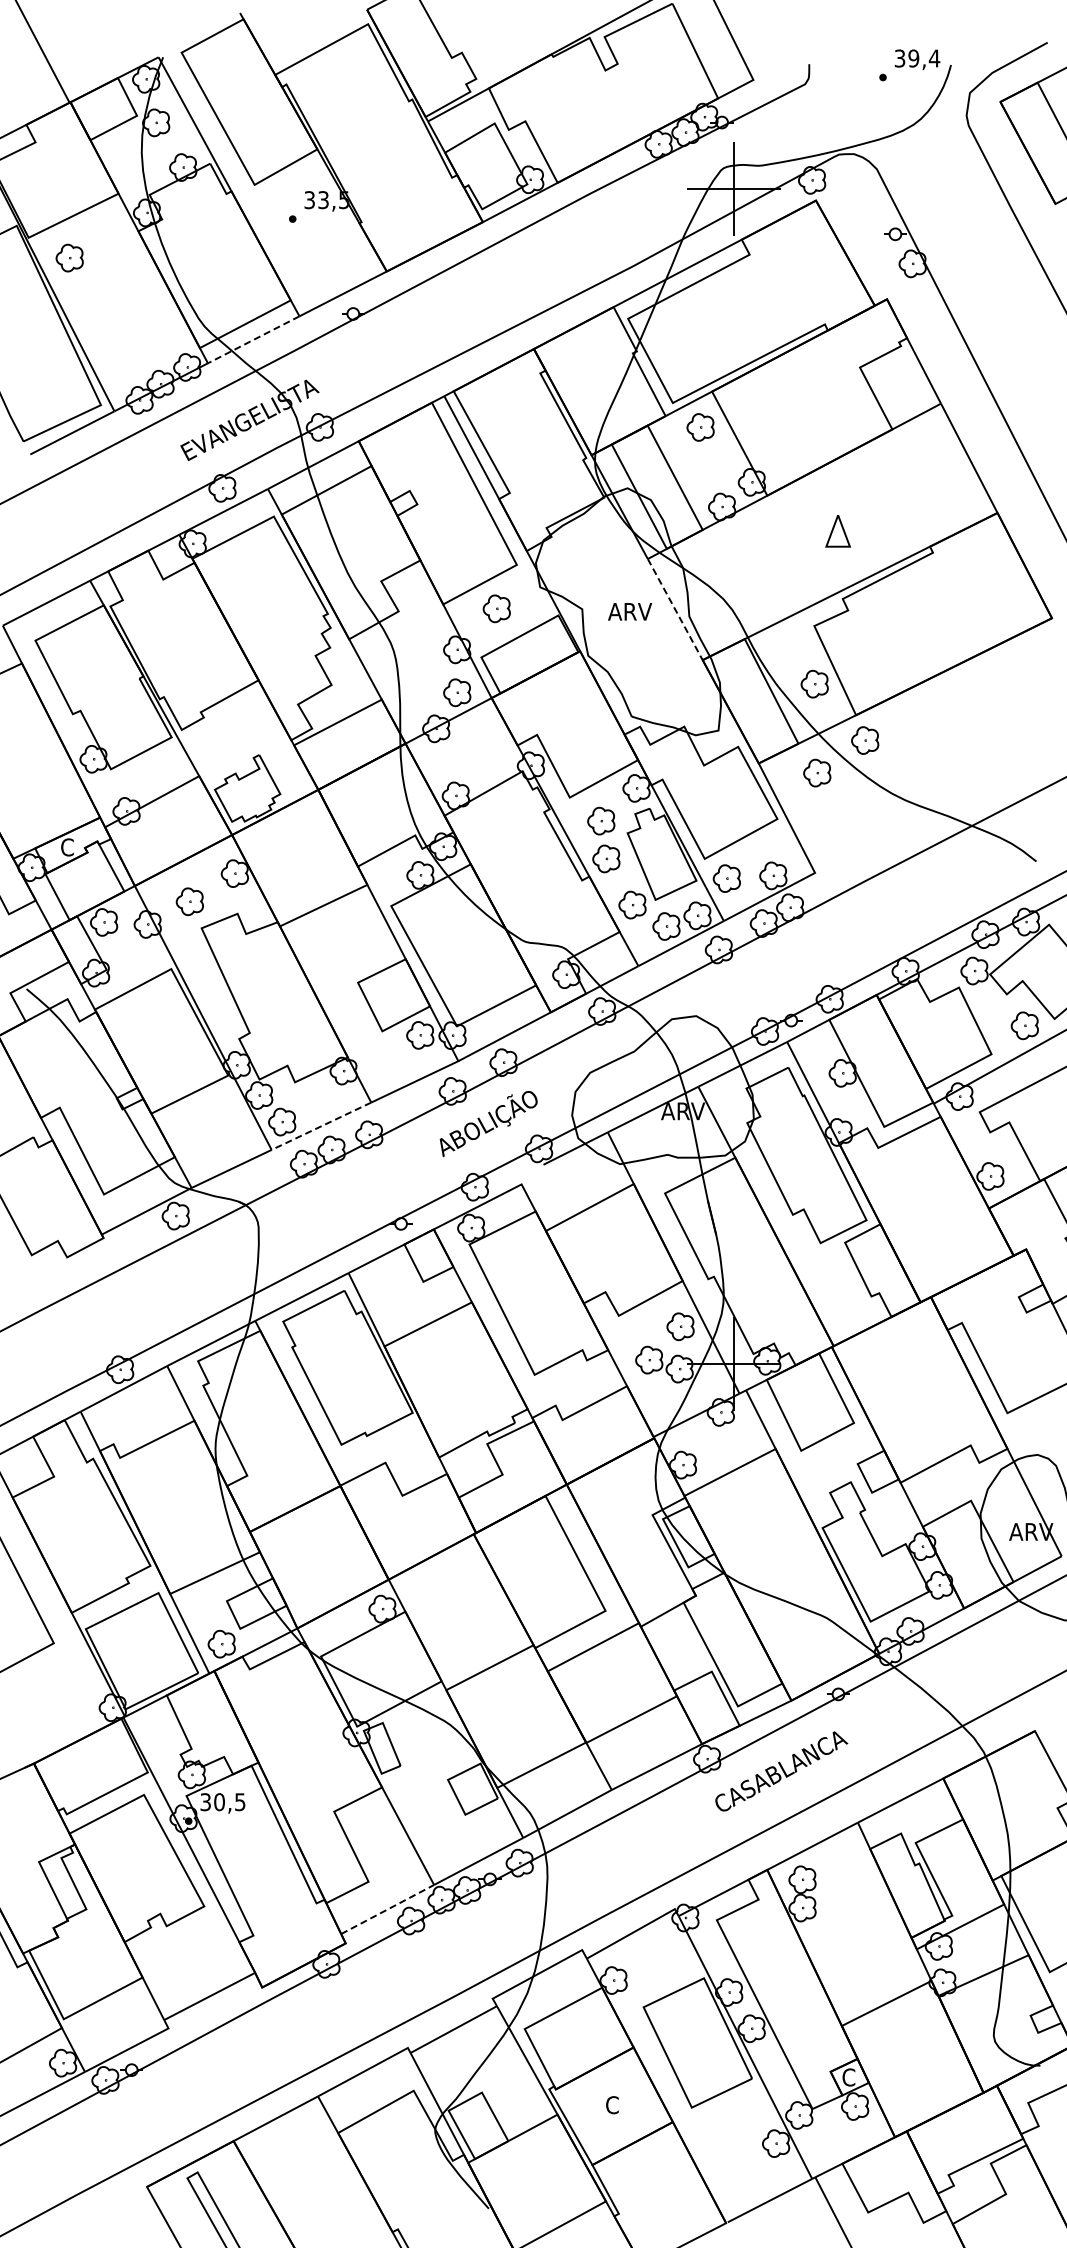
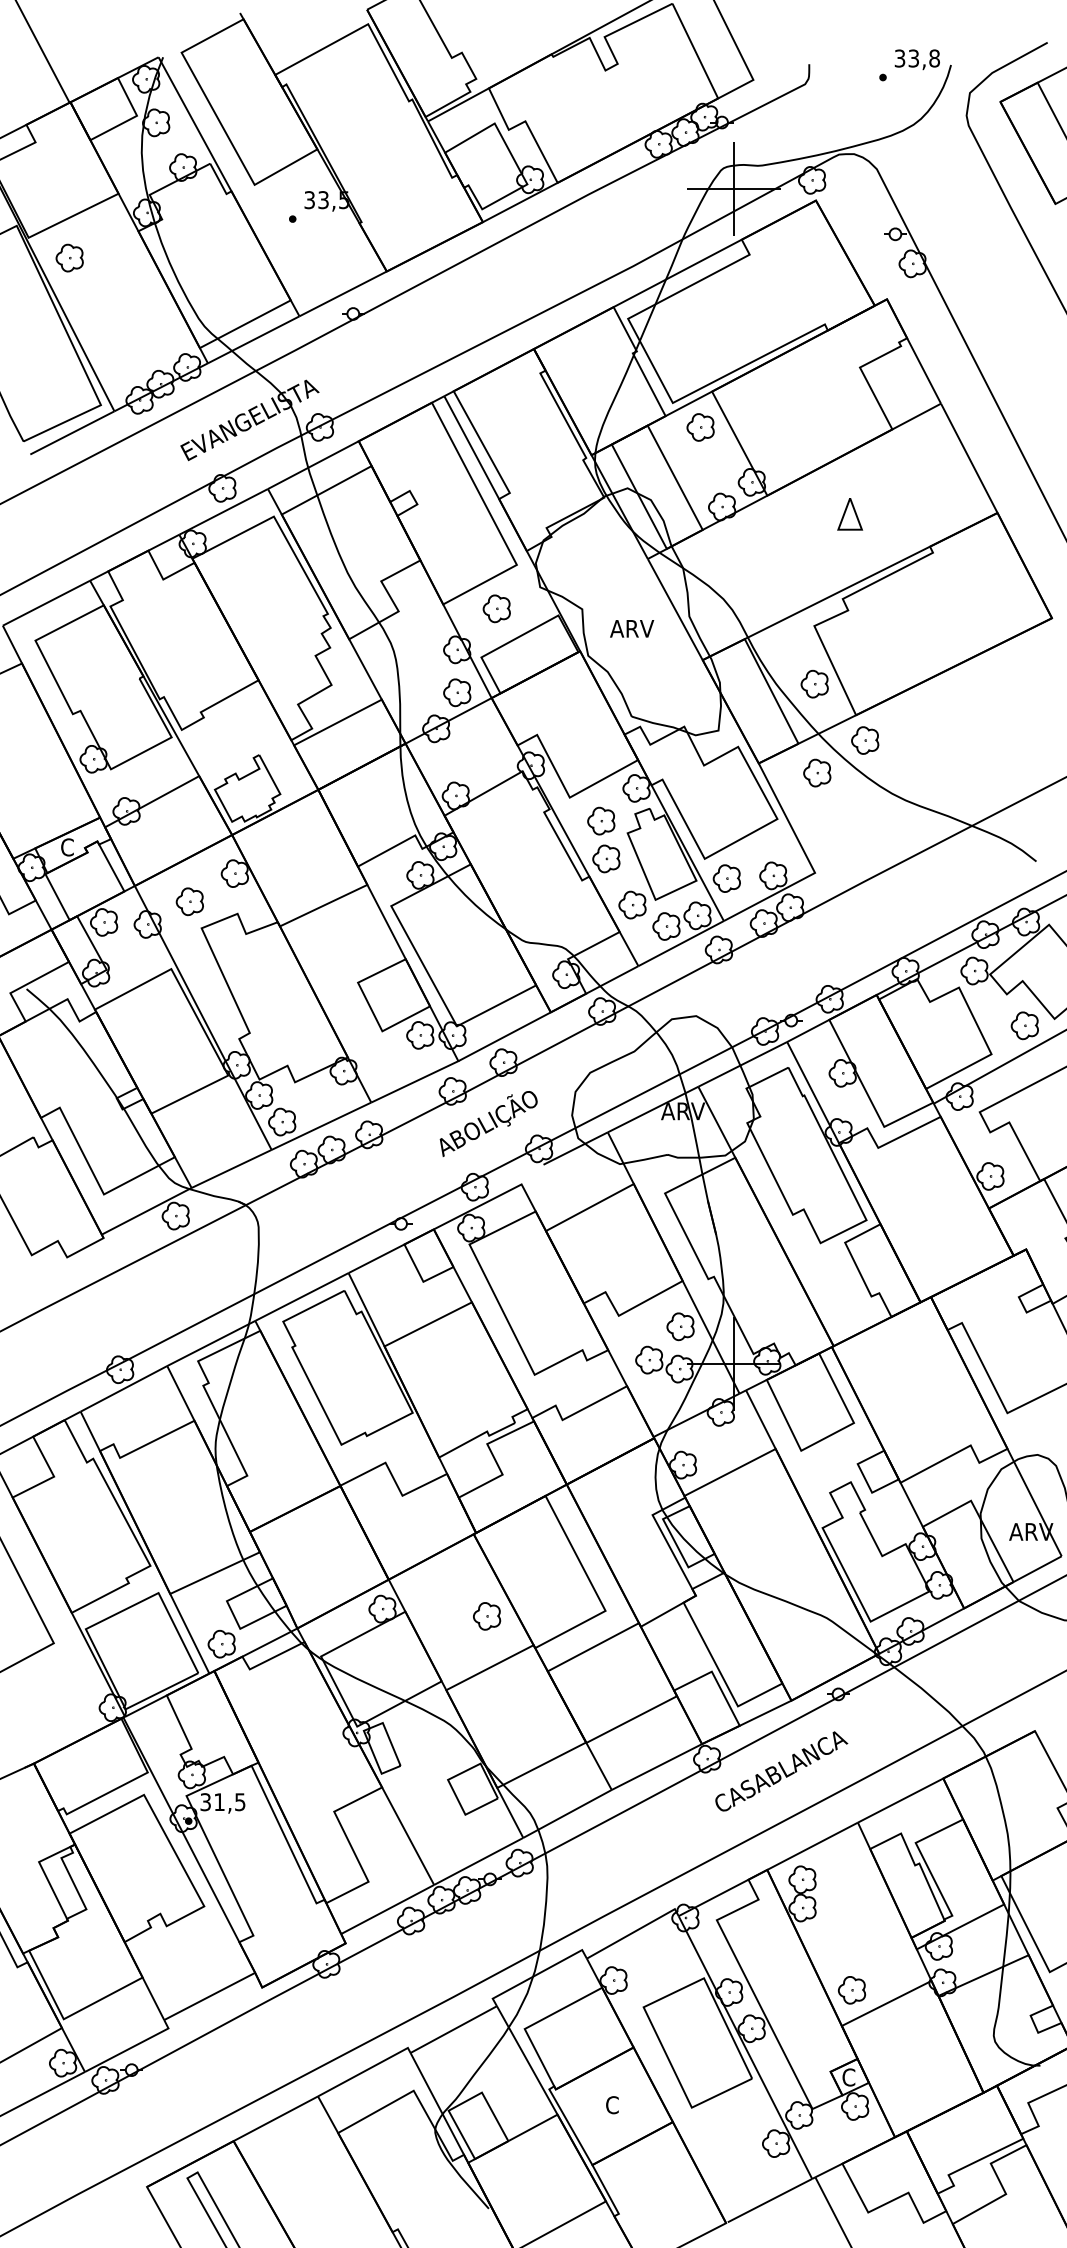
text: 39,4 -> 33,8 (924, 58)
line: dashed -> solid (253, 340)
part position: (838, 531) -> (850, 514) (850, 514)
line: dashed -> solid (675, 609)
text position: (630, 611) -> (632, 628) (632, 628)
line: dashed -> solid (321, 1126)
part: none -> present (487, 1616)
text: 30,5 -> 31,5 (219, 1802)
line: dashed -> solid (387, 1909)
part: none -> present (852, 1990)
